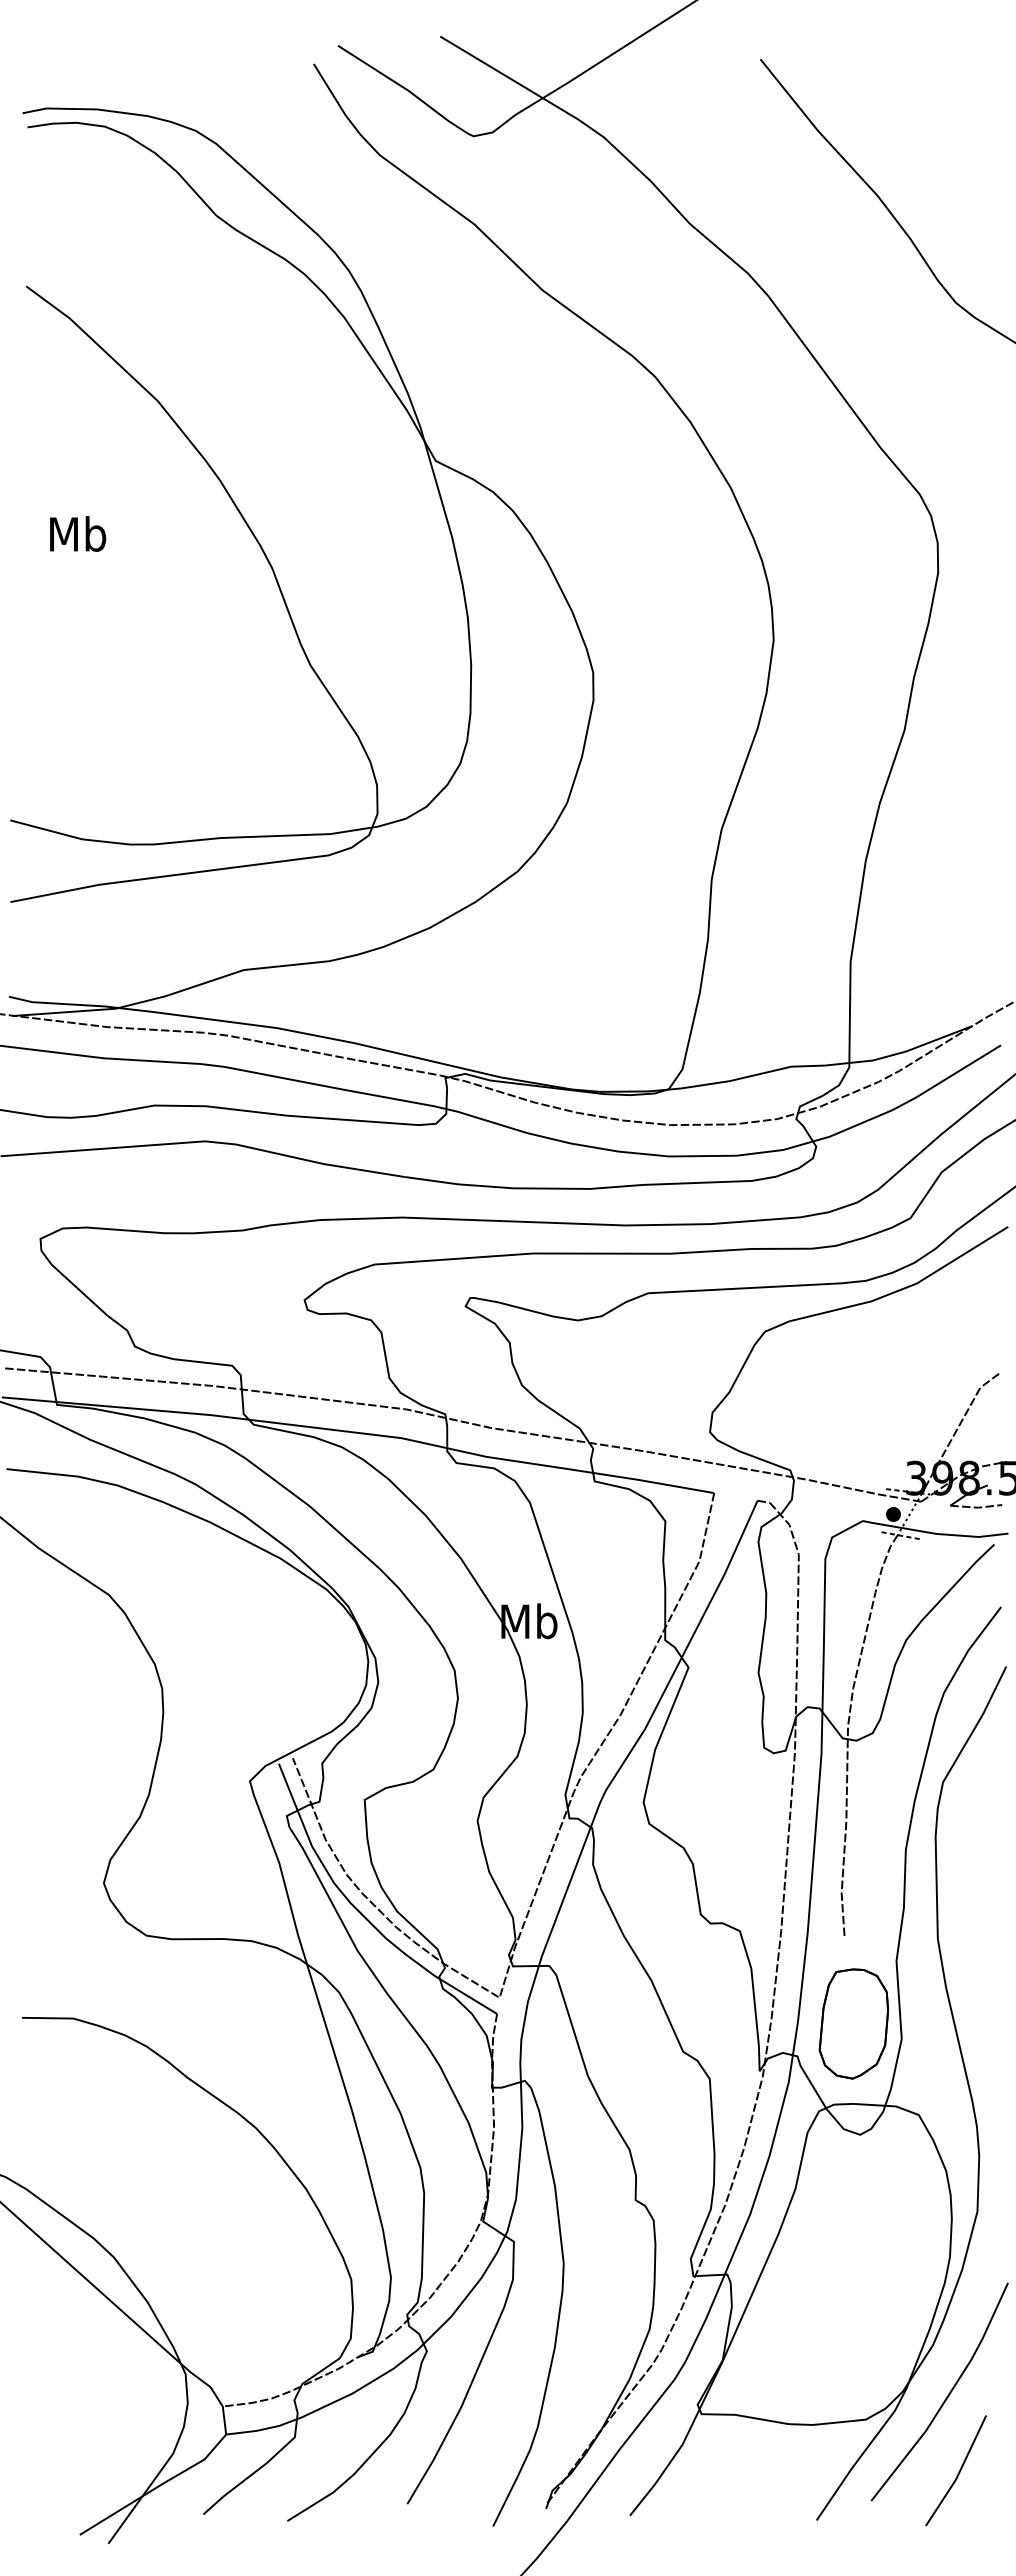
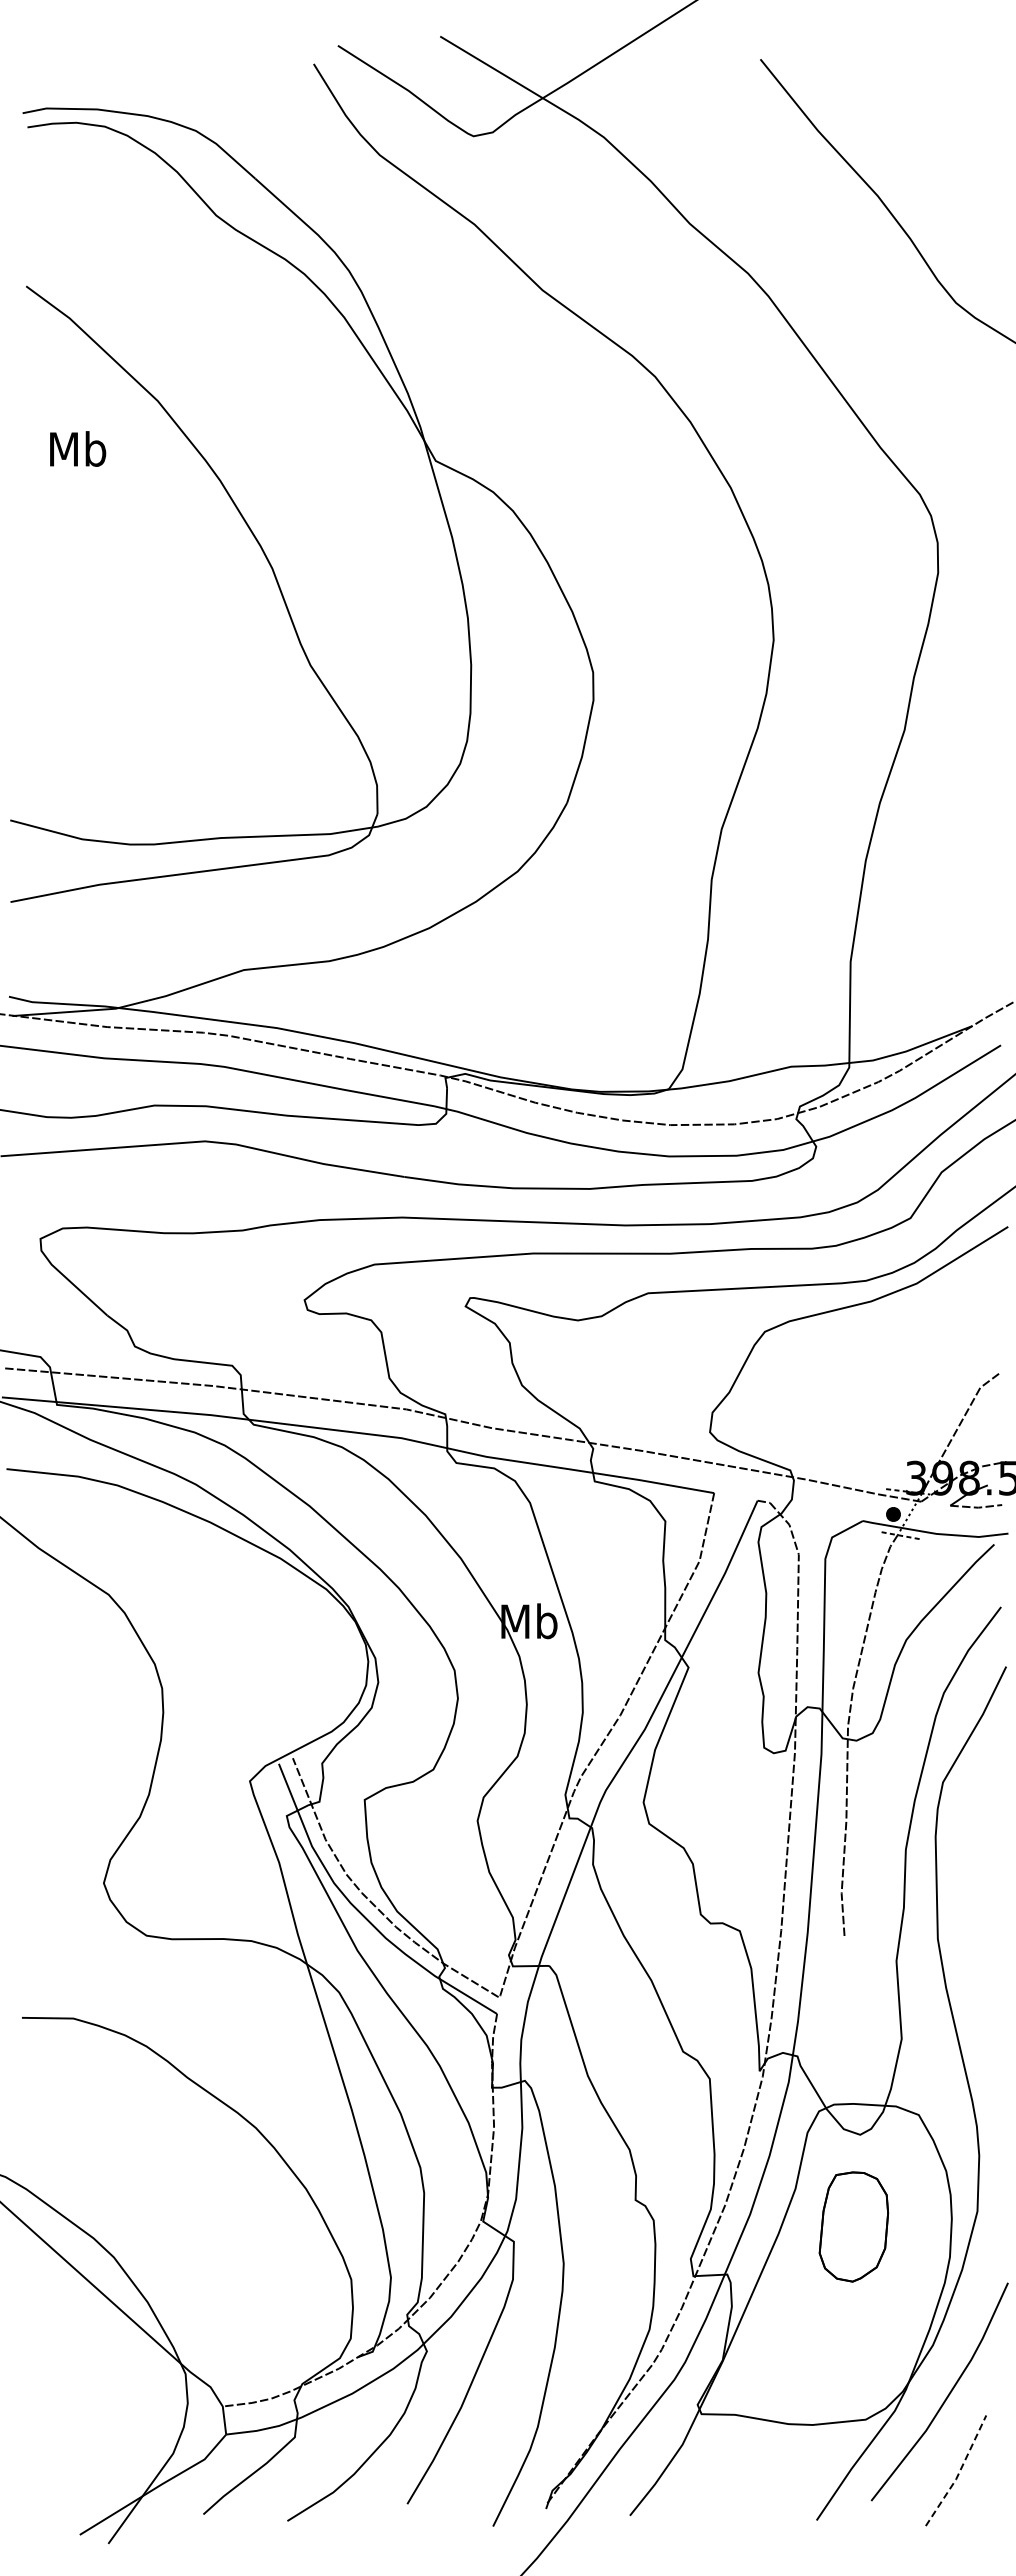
text position: (78, 533) -> (78, 448) (78, 448)
part position: (853, 2023) -> (853, 2226) (853, 2226)
line: solid -> dashed (959, 2473)
